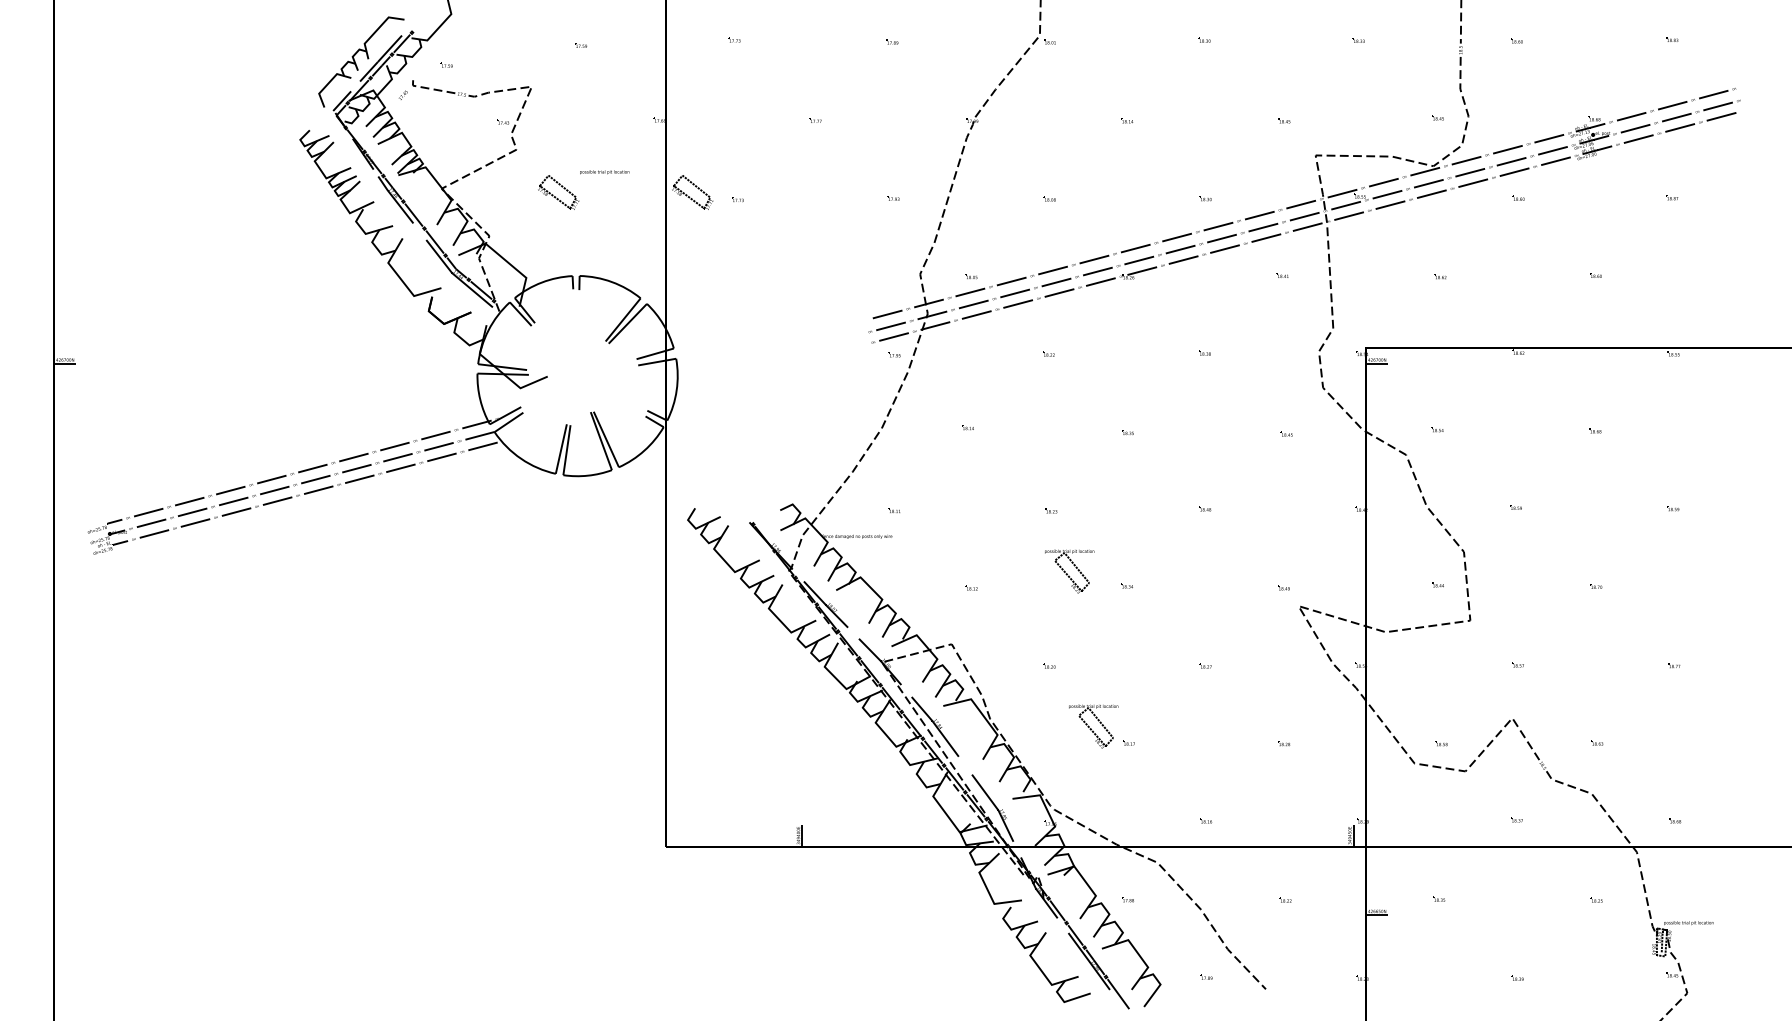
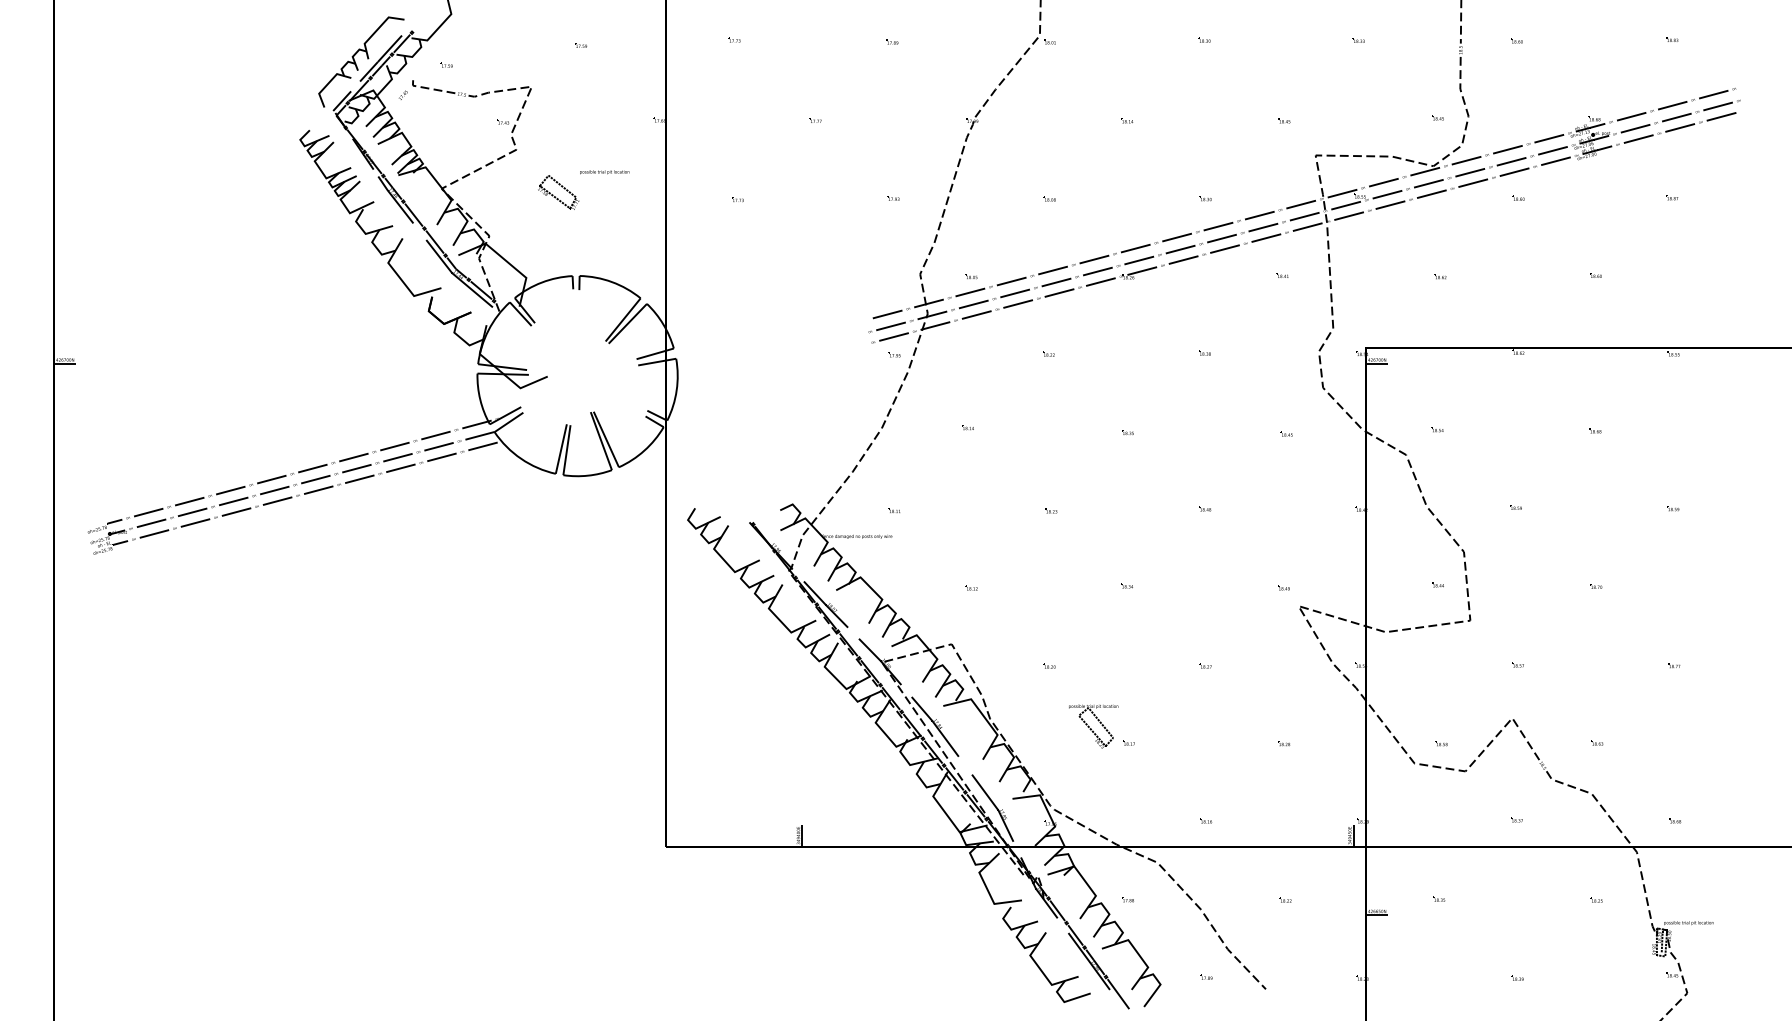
part: present -> none (692, 192)
part: present -> none (1069, 571)
